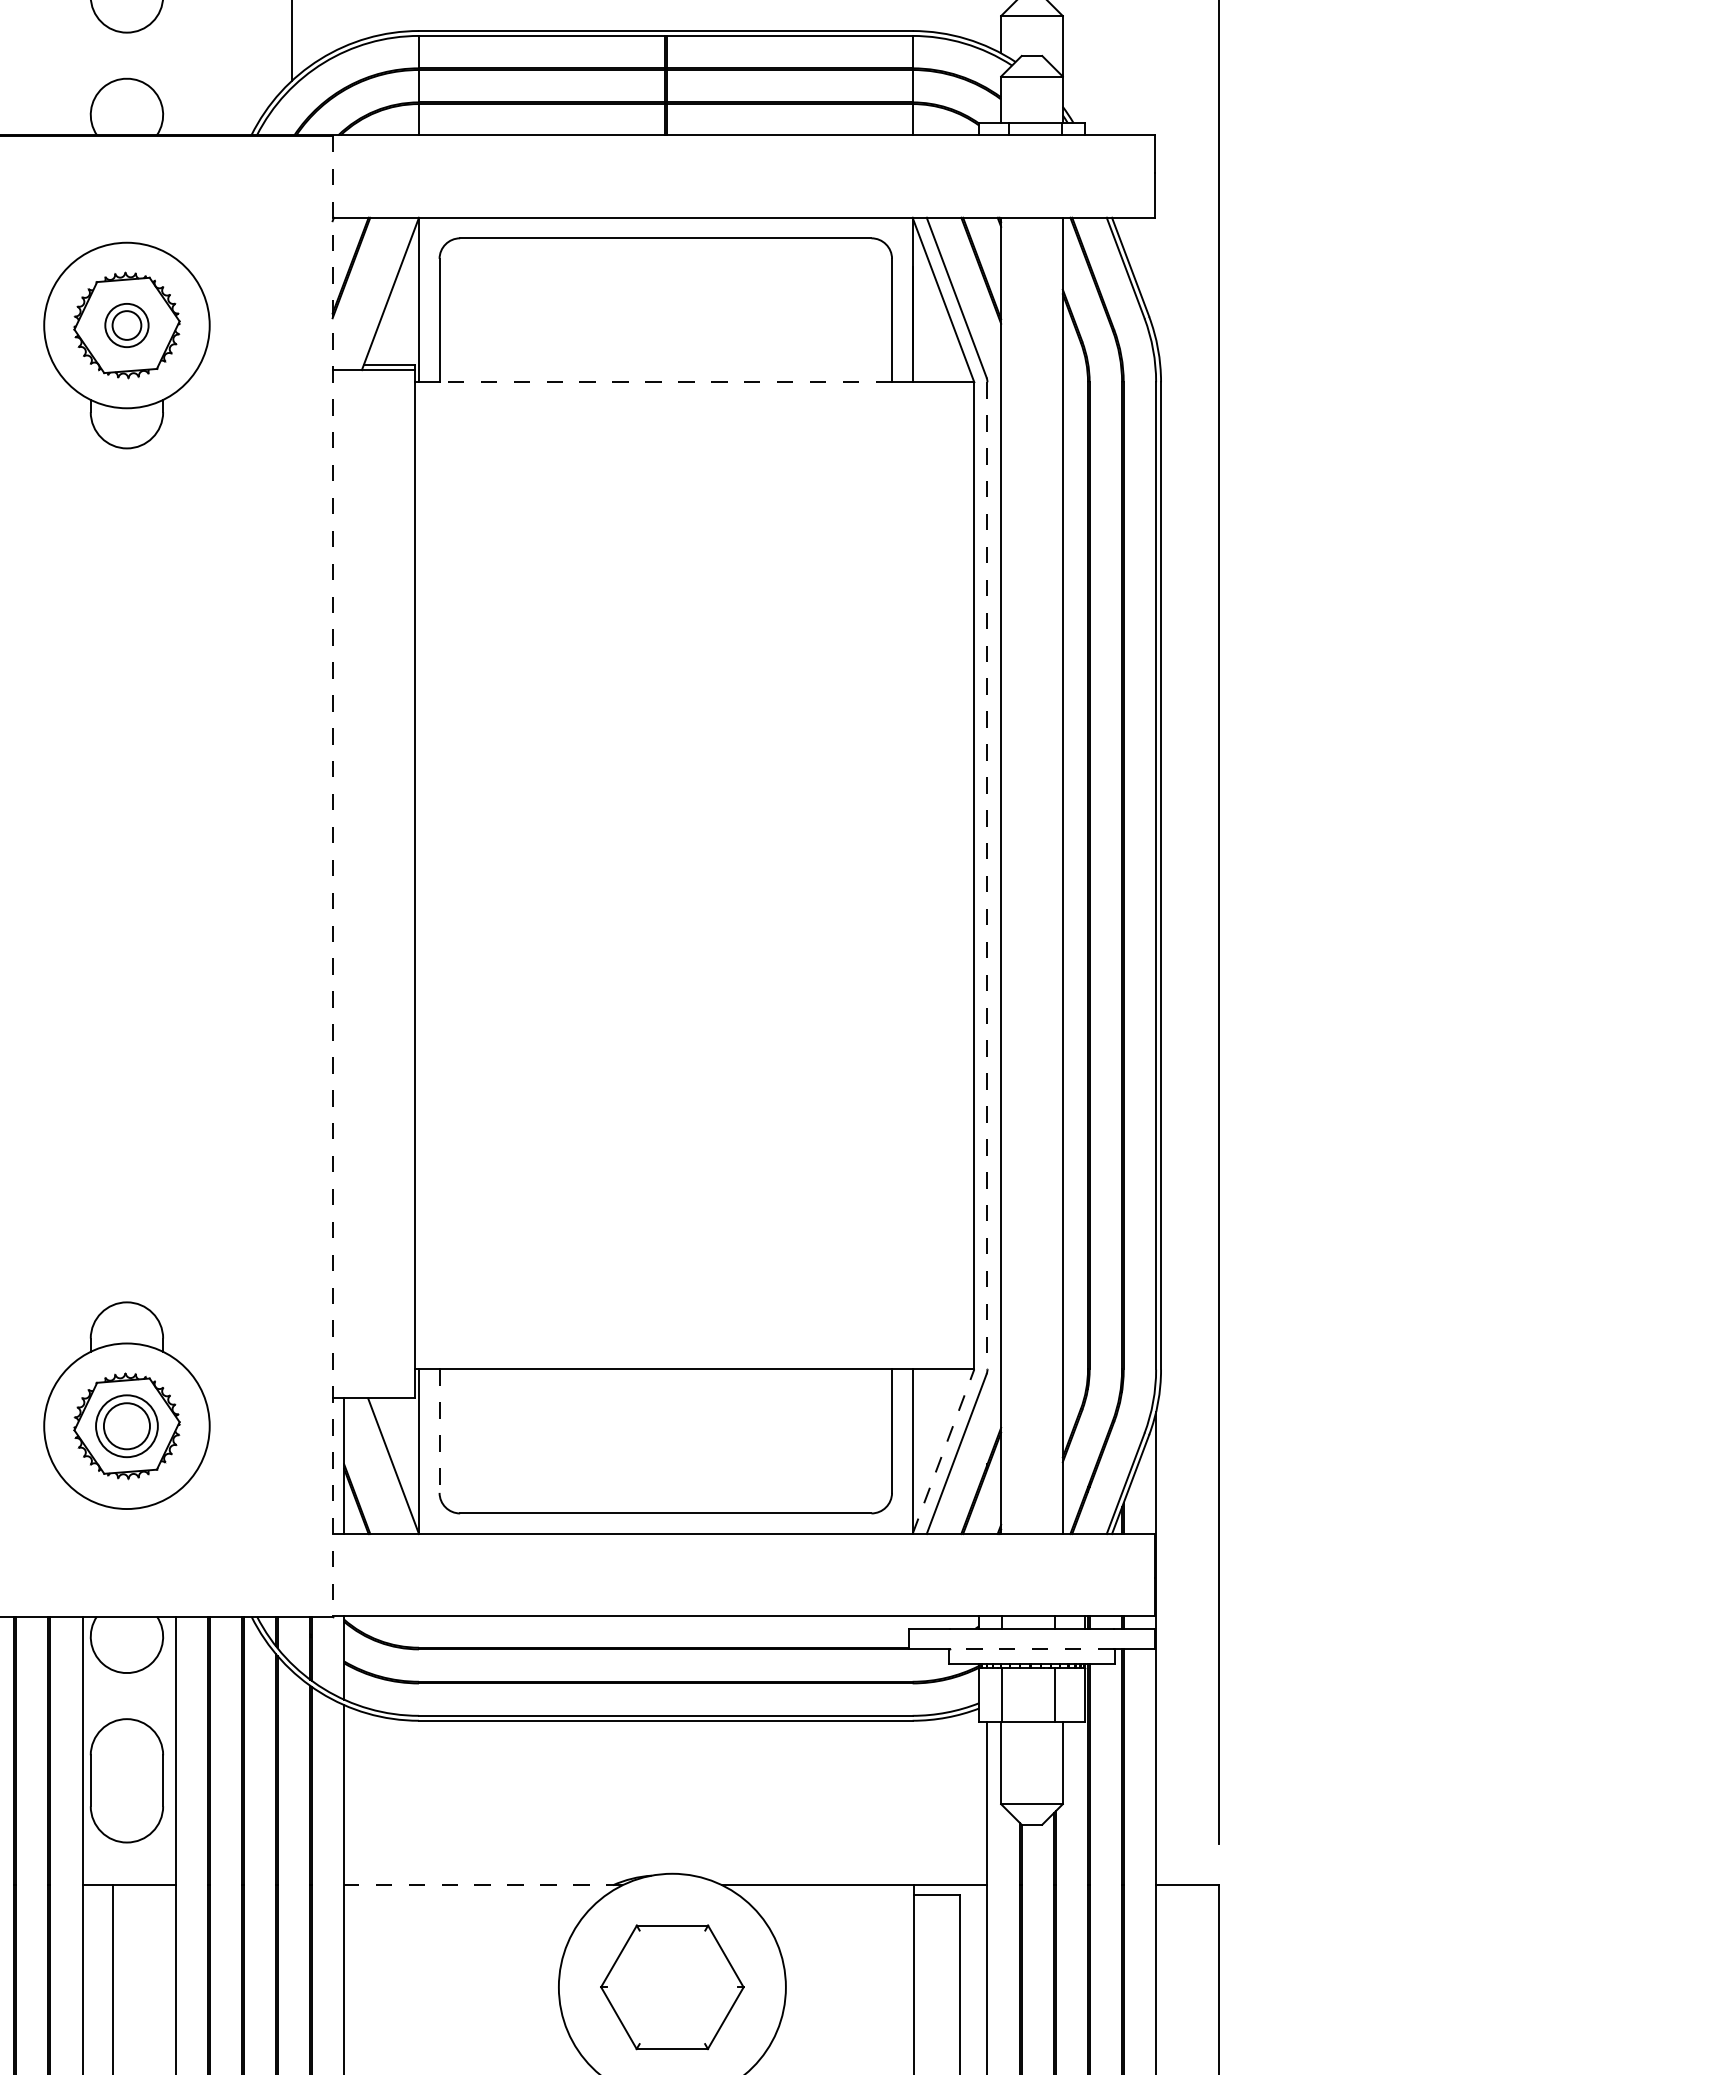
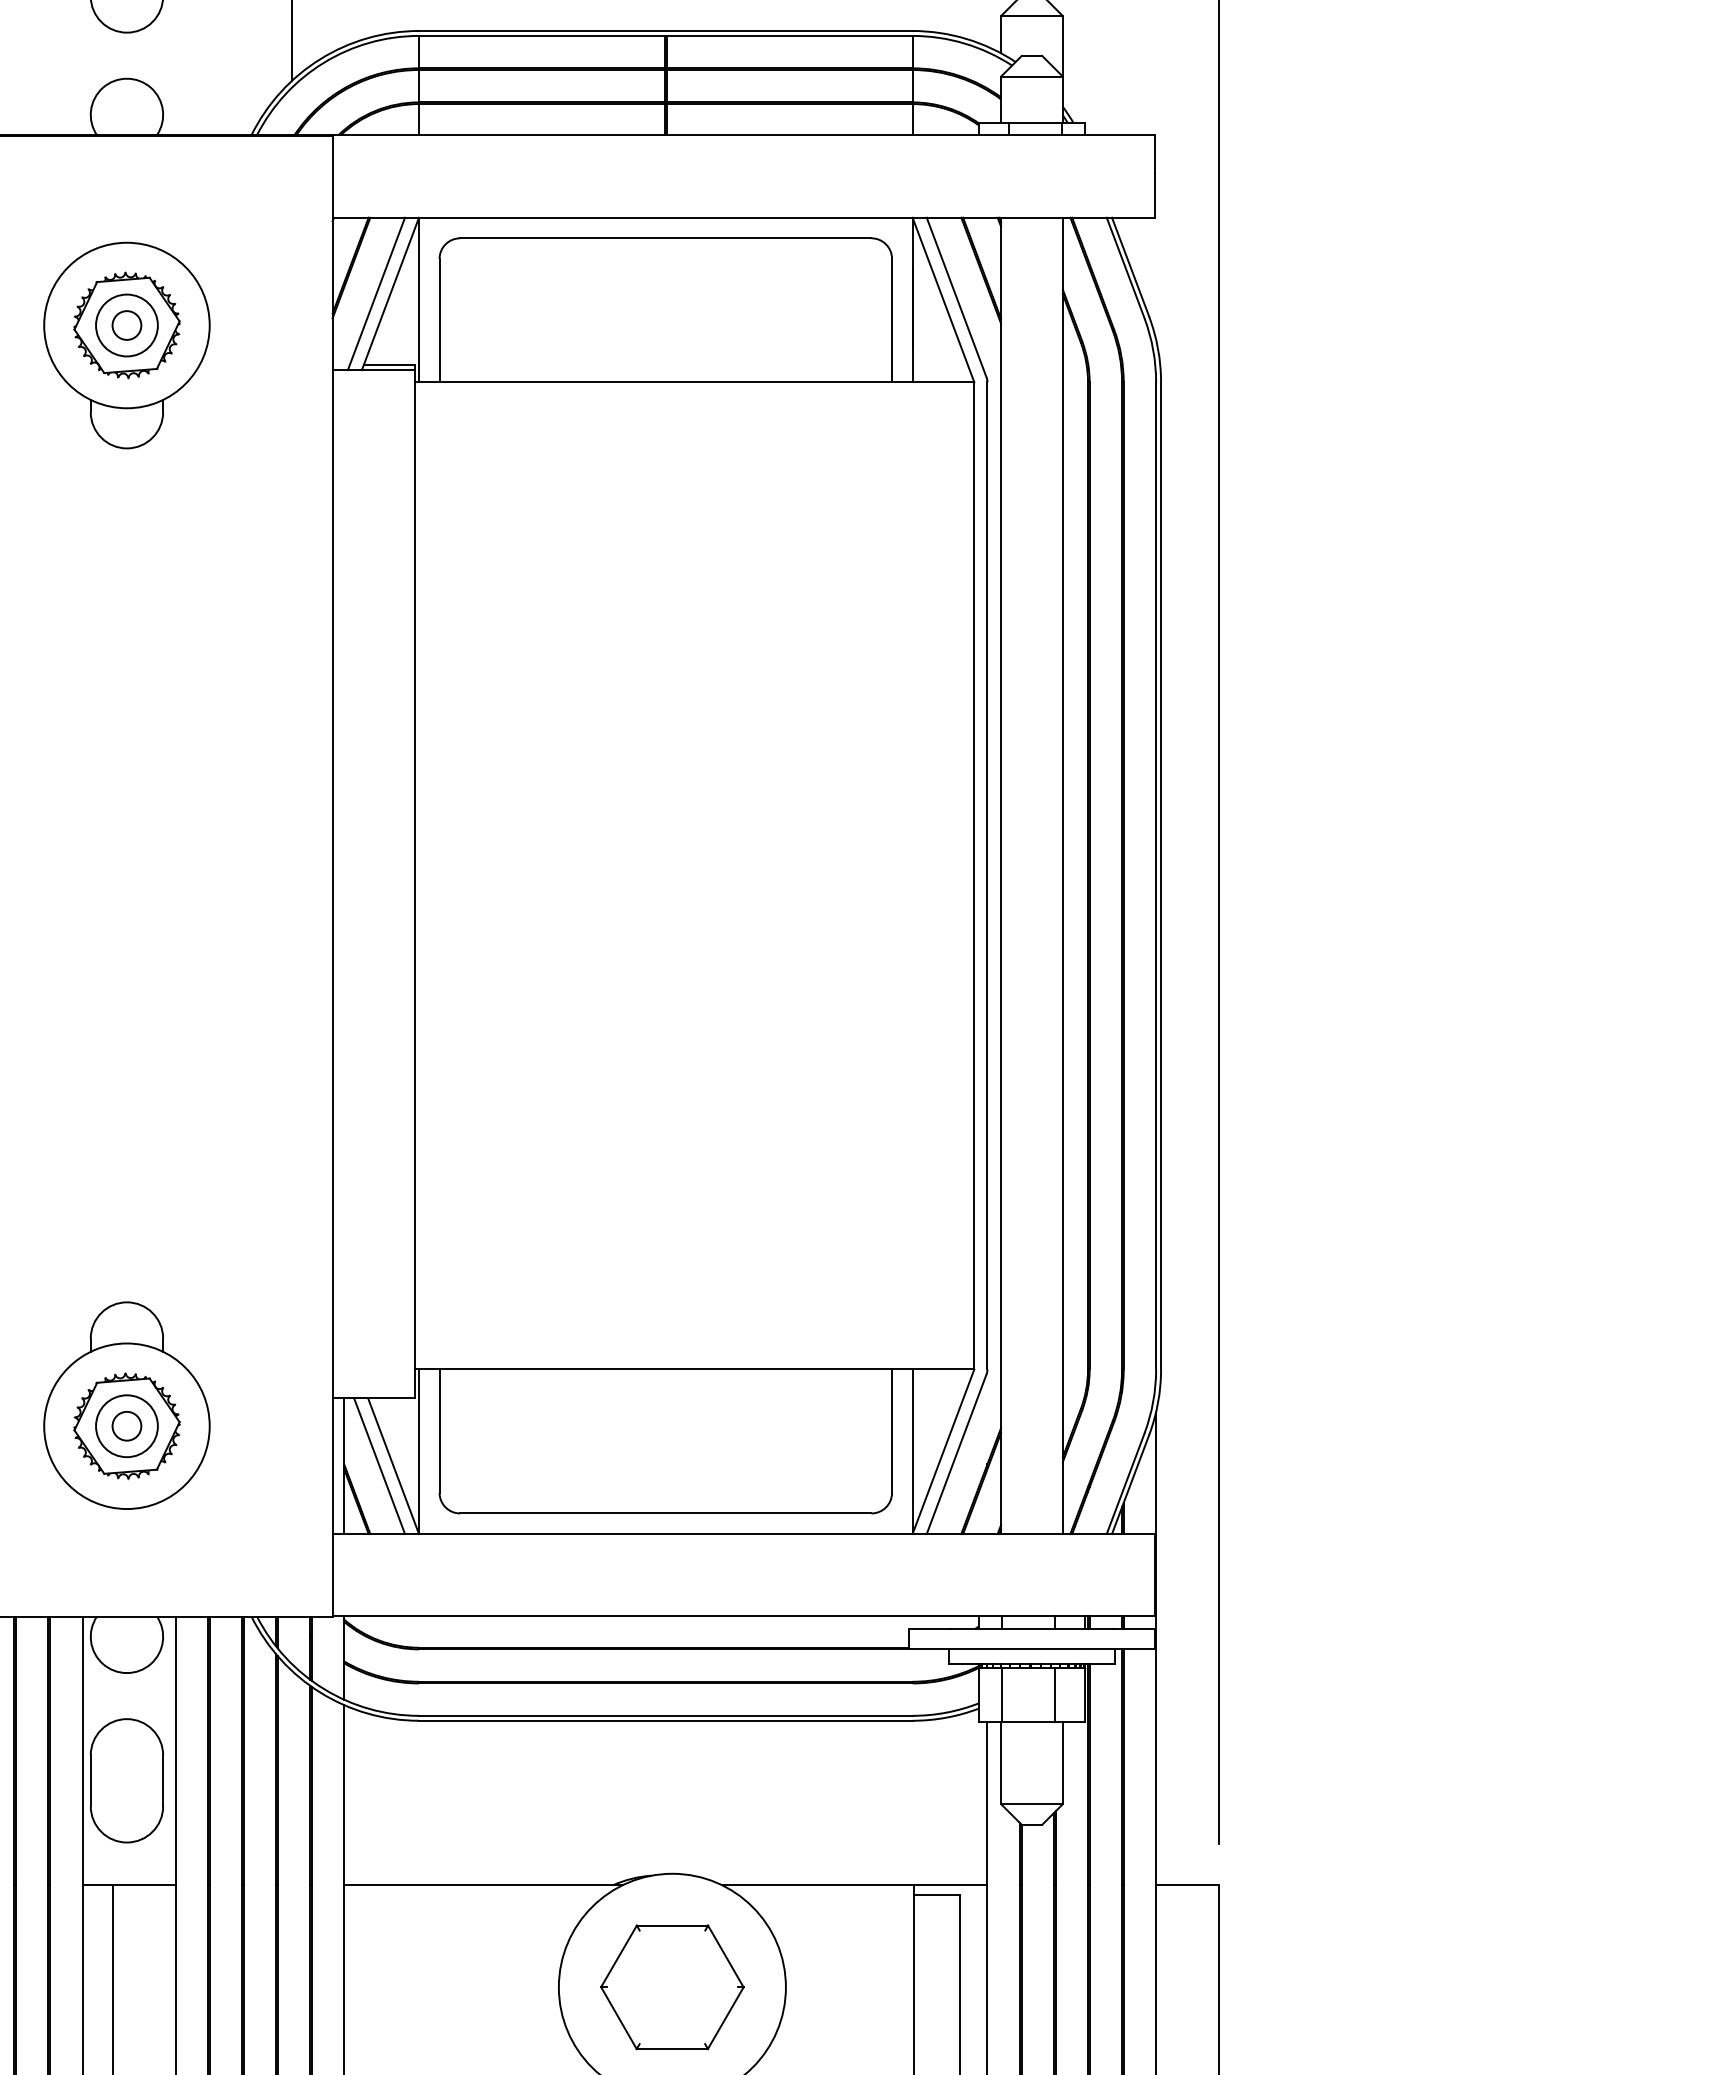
line: none -> present (376, 293)
circle diameter: 43 px -> 62 px (126, 325)
line: dashed -> solid (665, 382)
line: dashed -> solid (987, 875)
line: dashed -> solid (332, 876)
circle diameter: 46 px -> 29 px (126, 1425)
line: dashed -> solid (439, 1431)
line: dashed -> solid (943, 1451)
line: none -> present (379, 1466)
line: dashed -> solid (1031, 1649)
line: dashed -> solid (482, 1885)
